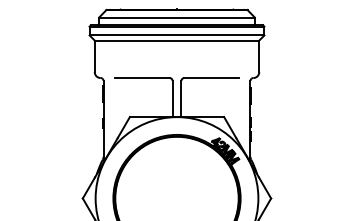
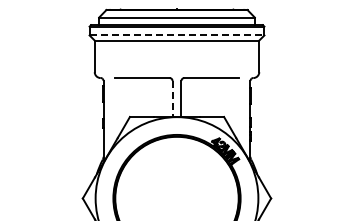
line: solid -> dashed (177, 35)
line: solid -> dashed (172, 98)
